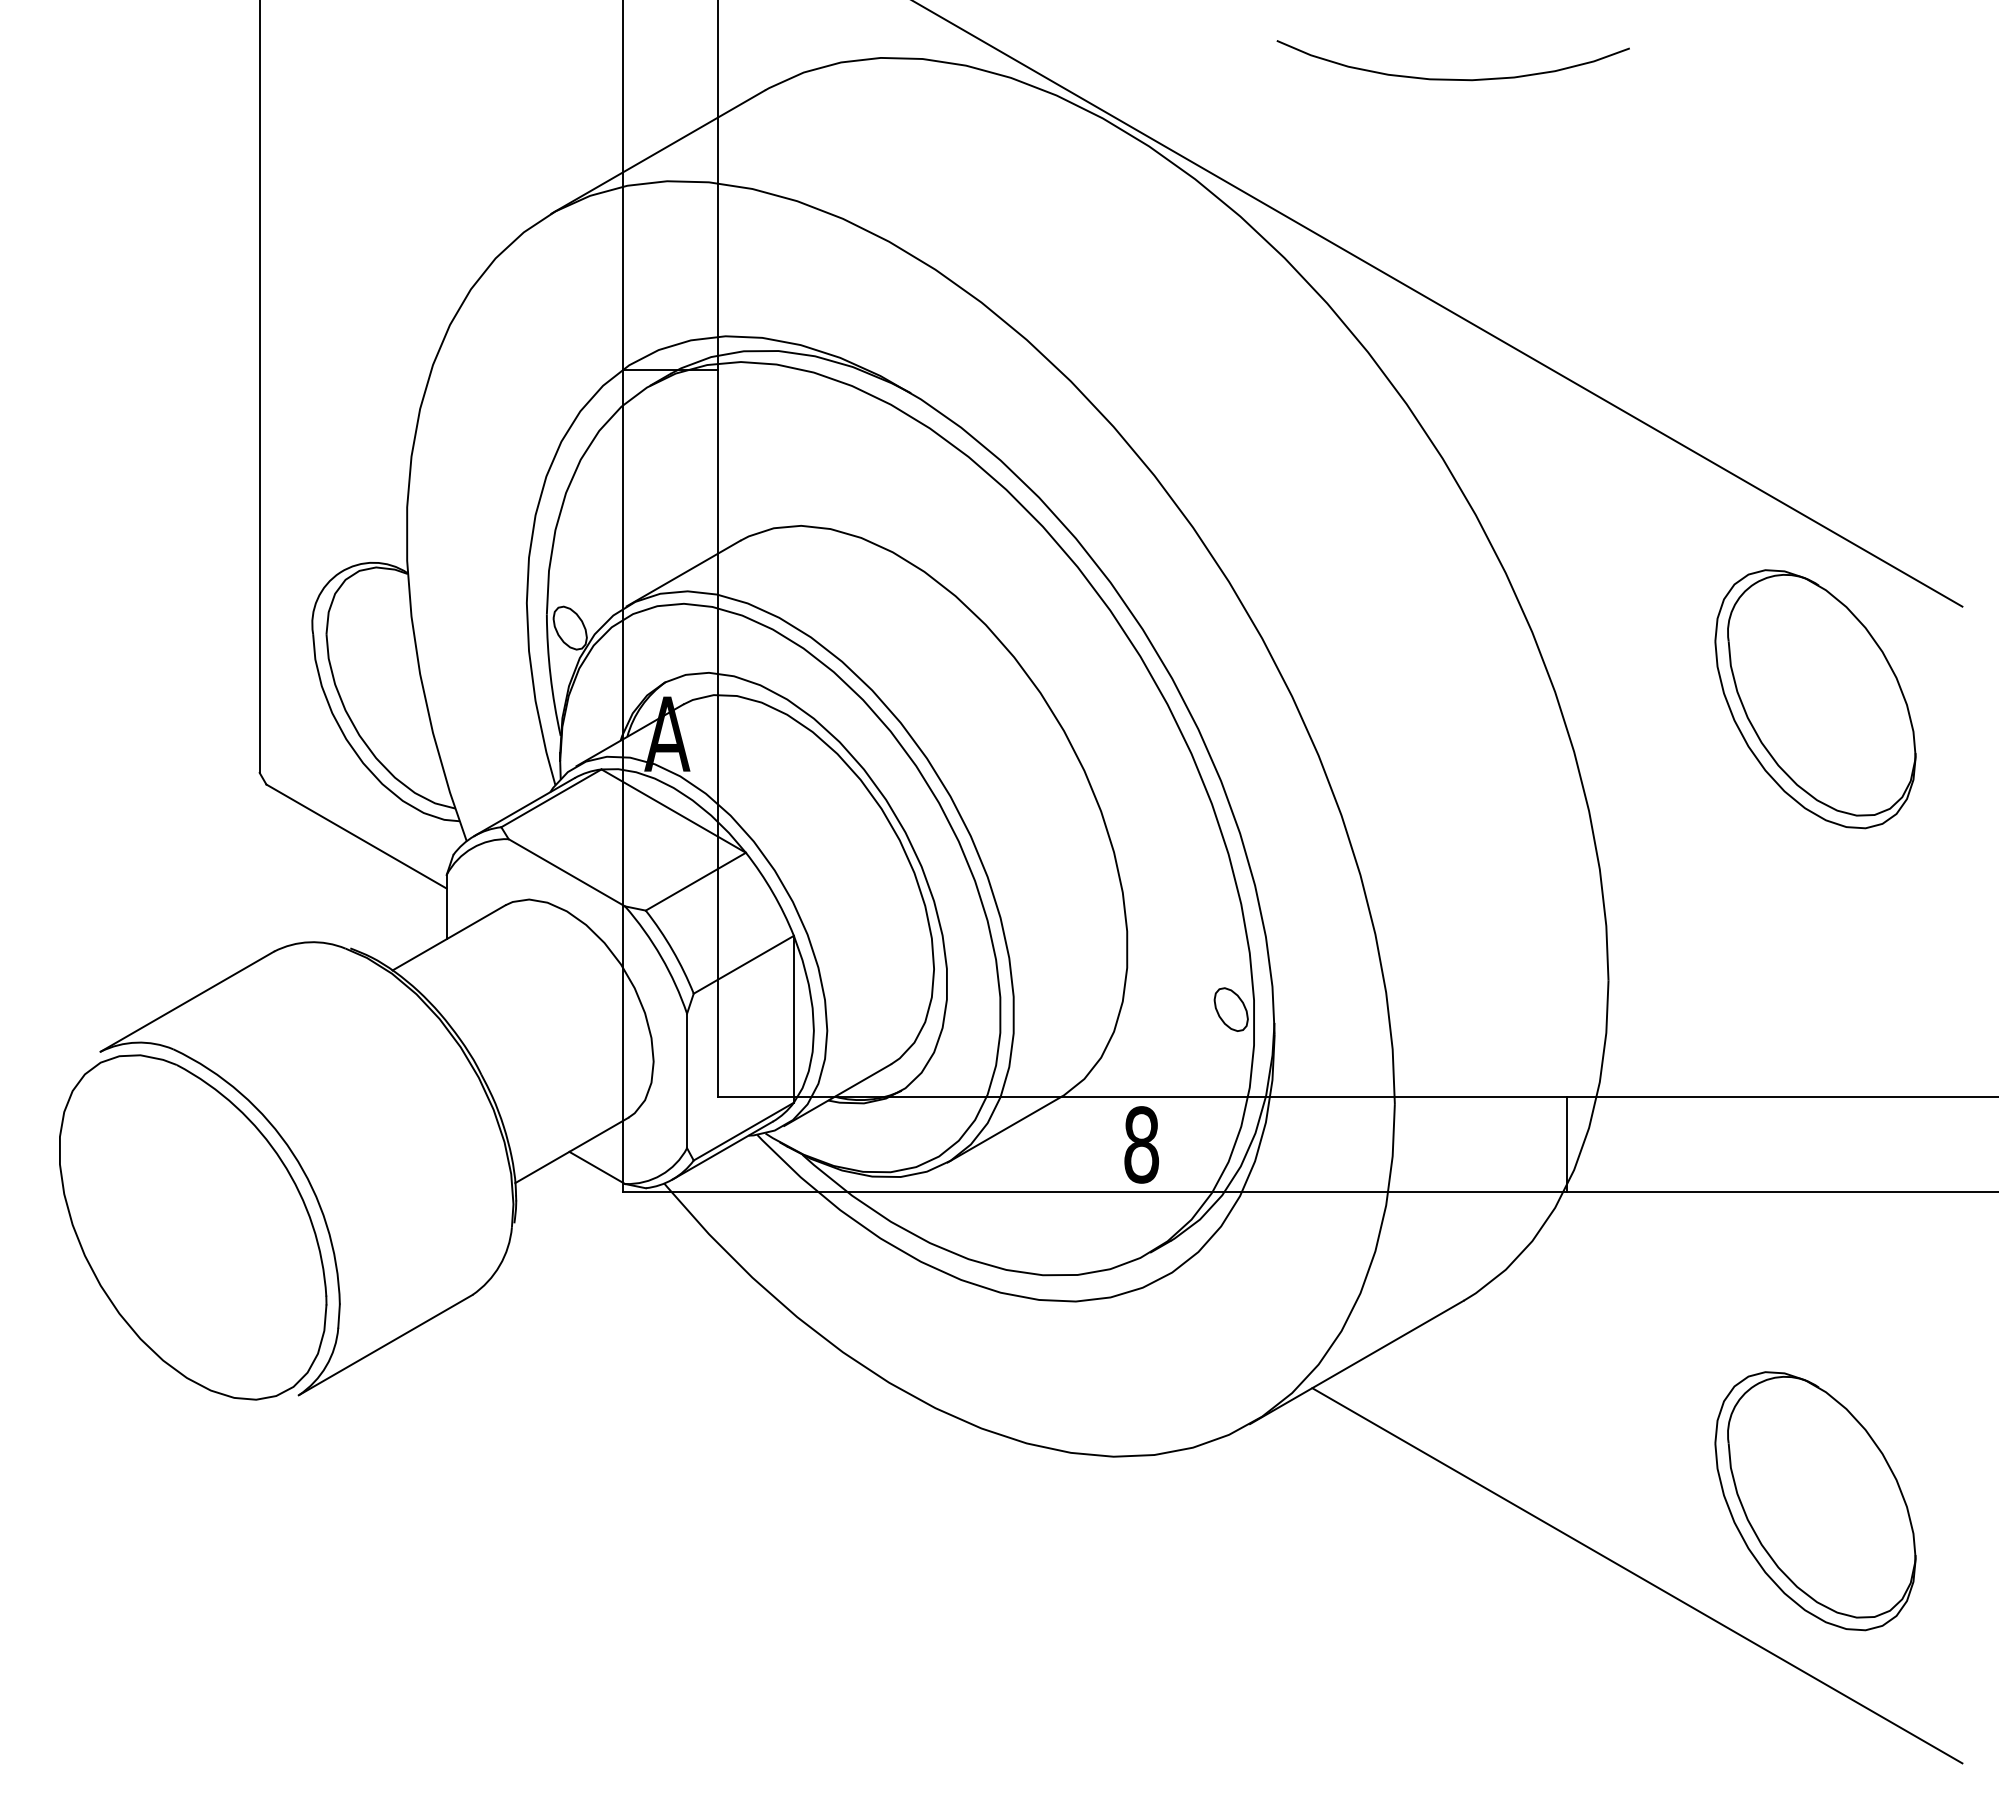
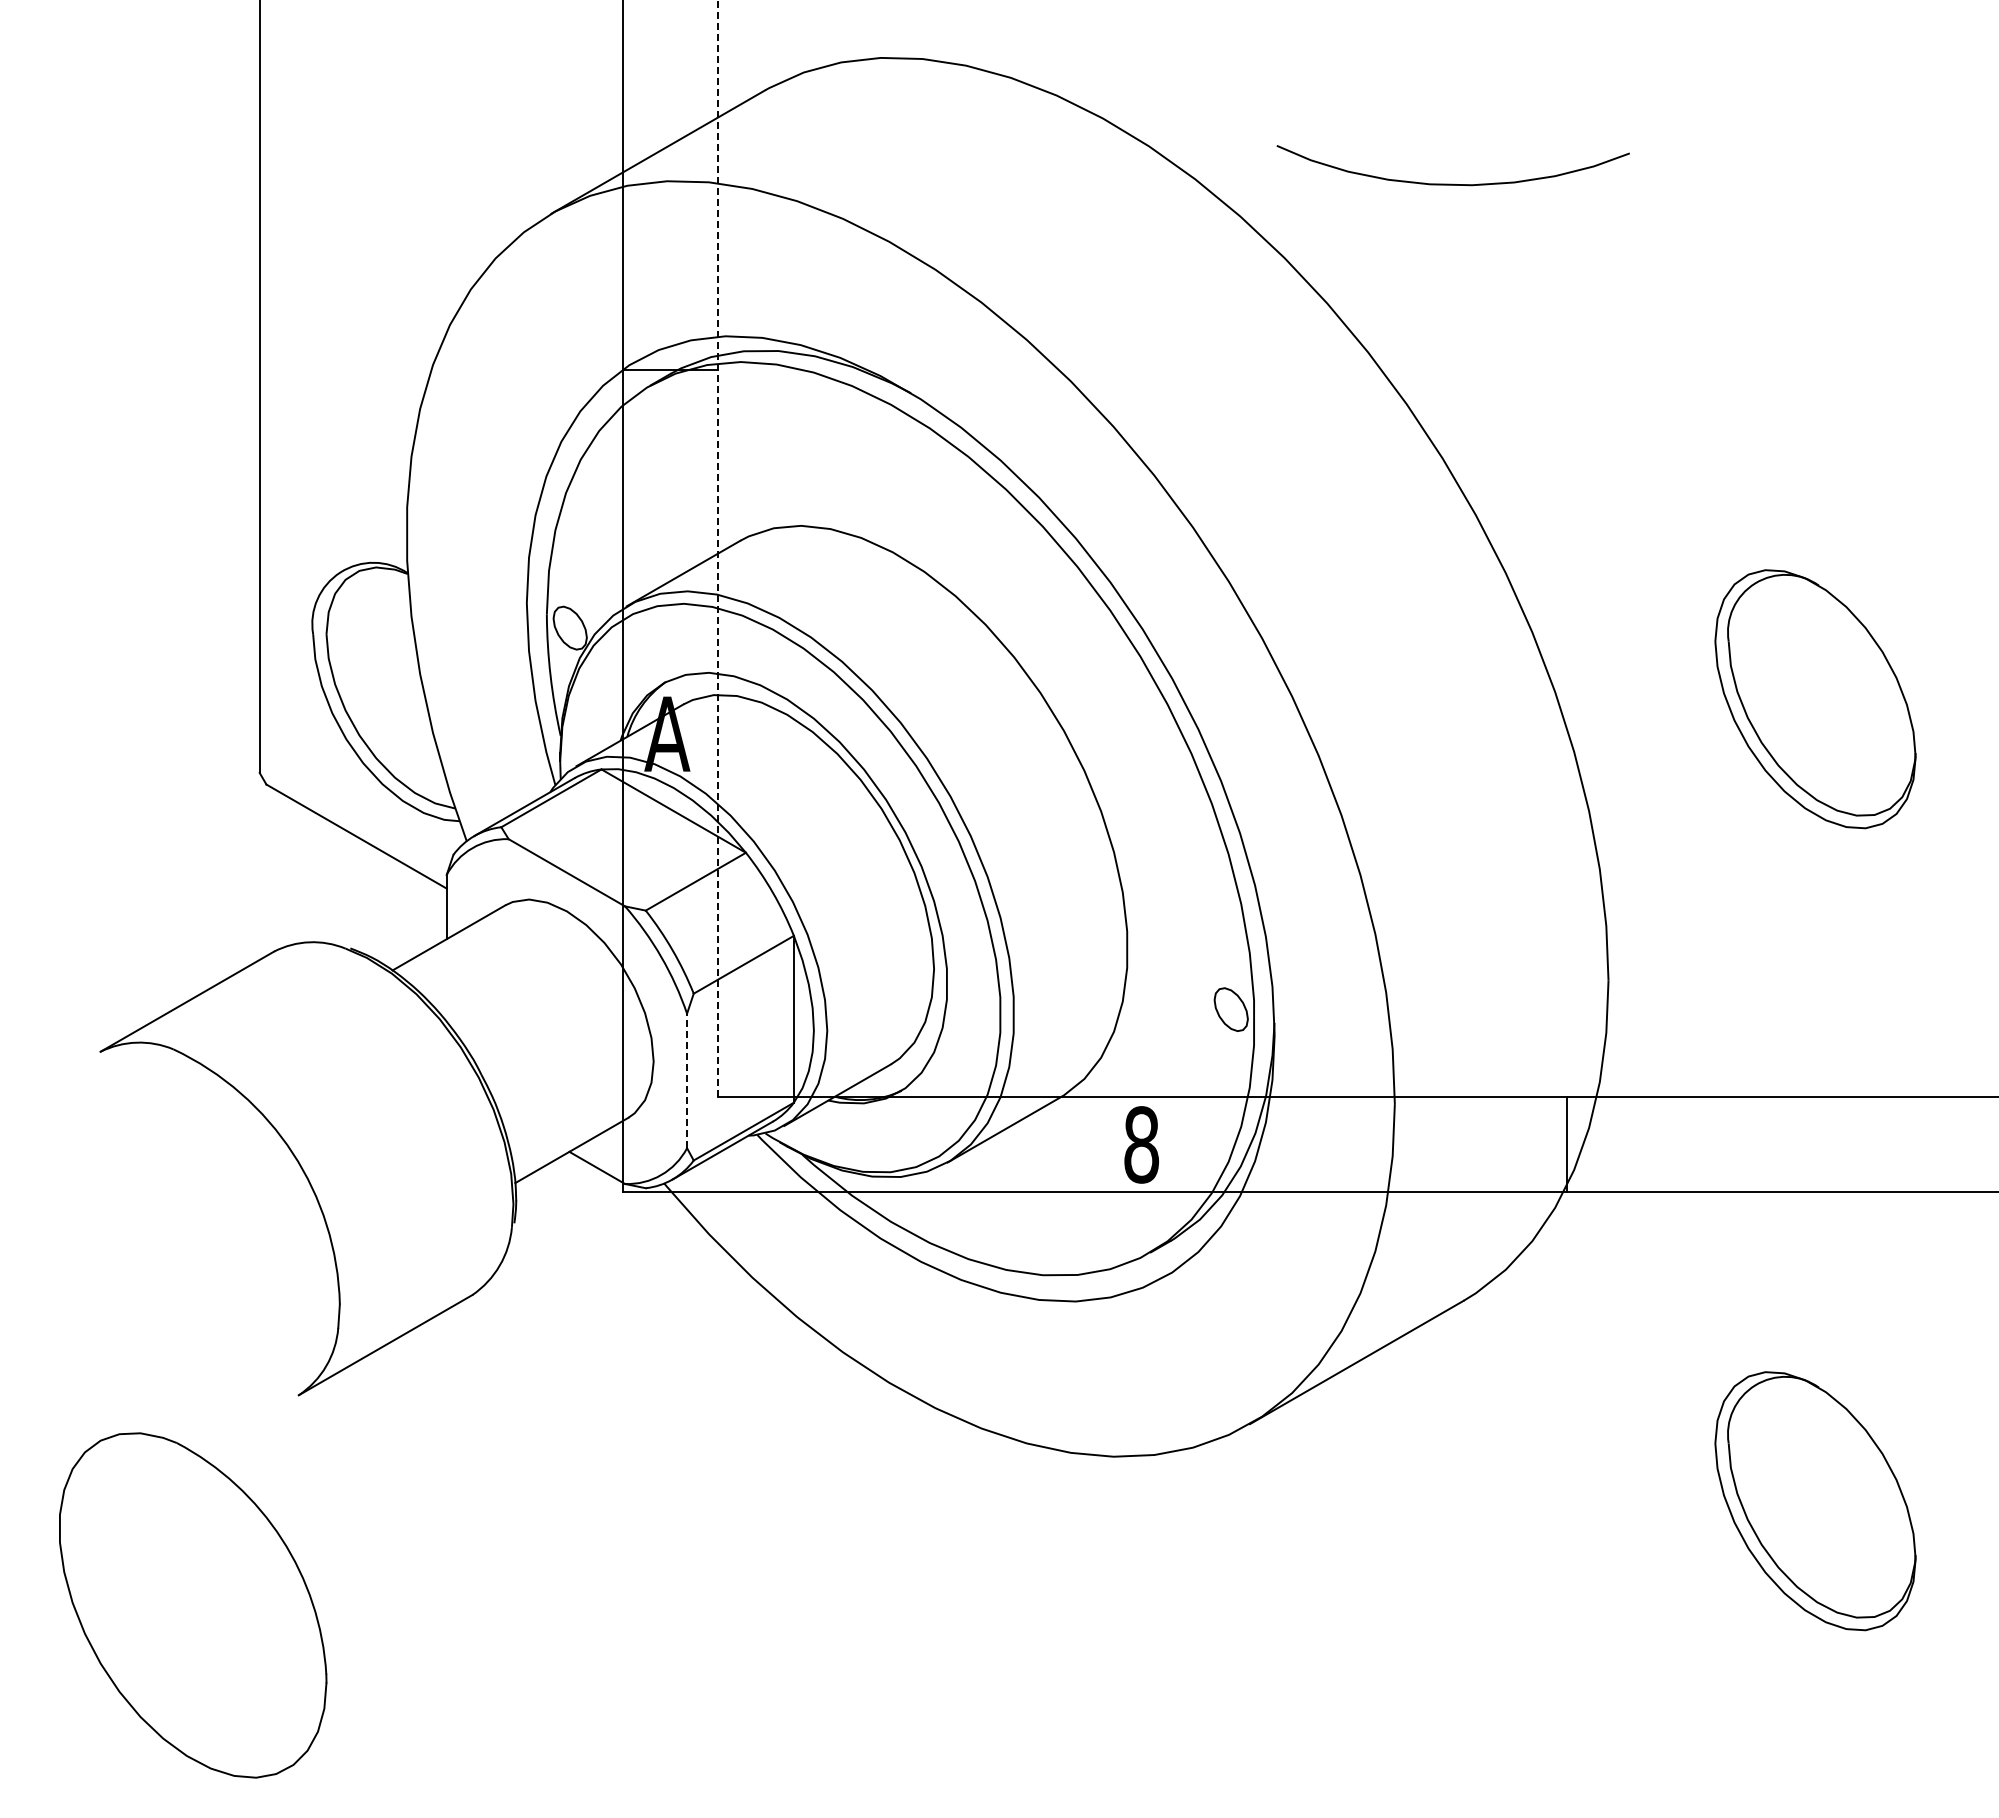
curve position: (1452, 78) -> (1452, 183) (1452, 183)
line: present -> none (1438, 304)
line: solid -> dashed (717, 548)
line: solid -> dashed (687, 1080)
part position: (193, 1227) -> (193, 1605) (193, 1605)
line: present -> none (1637, 1575)
